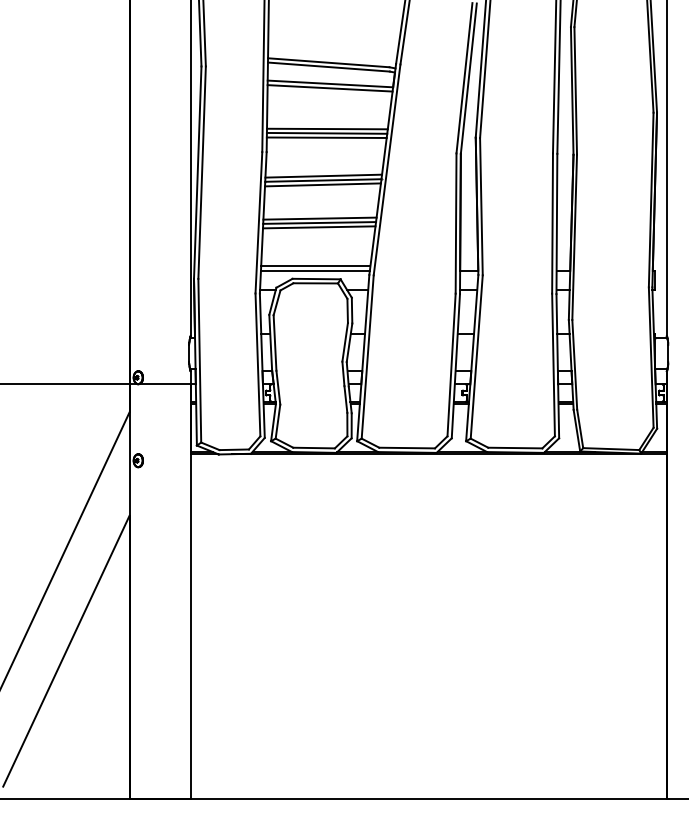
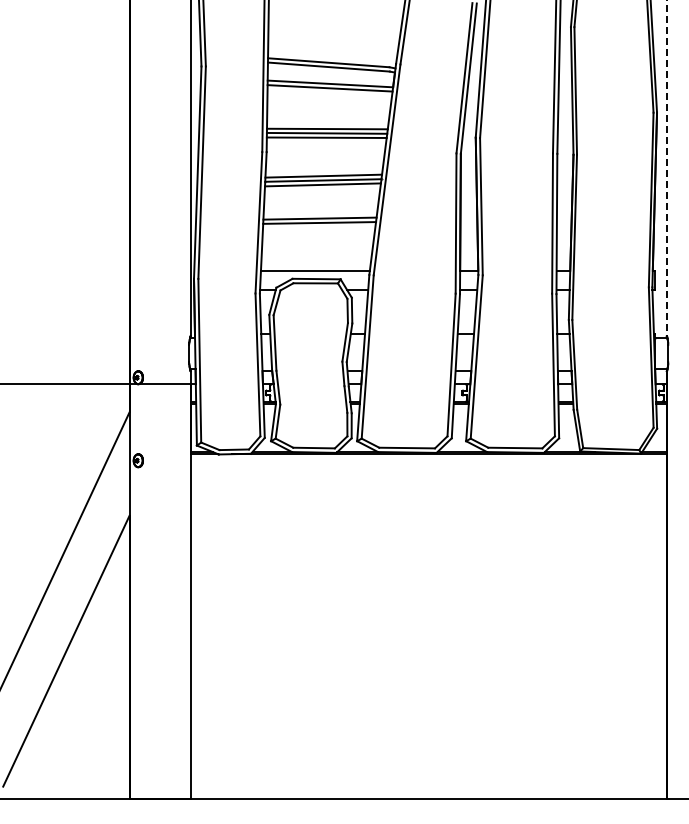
line: solid -> dashed (666, 168)
line: present -> none (318, 227)
line: present -> none (315, 266)
